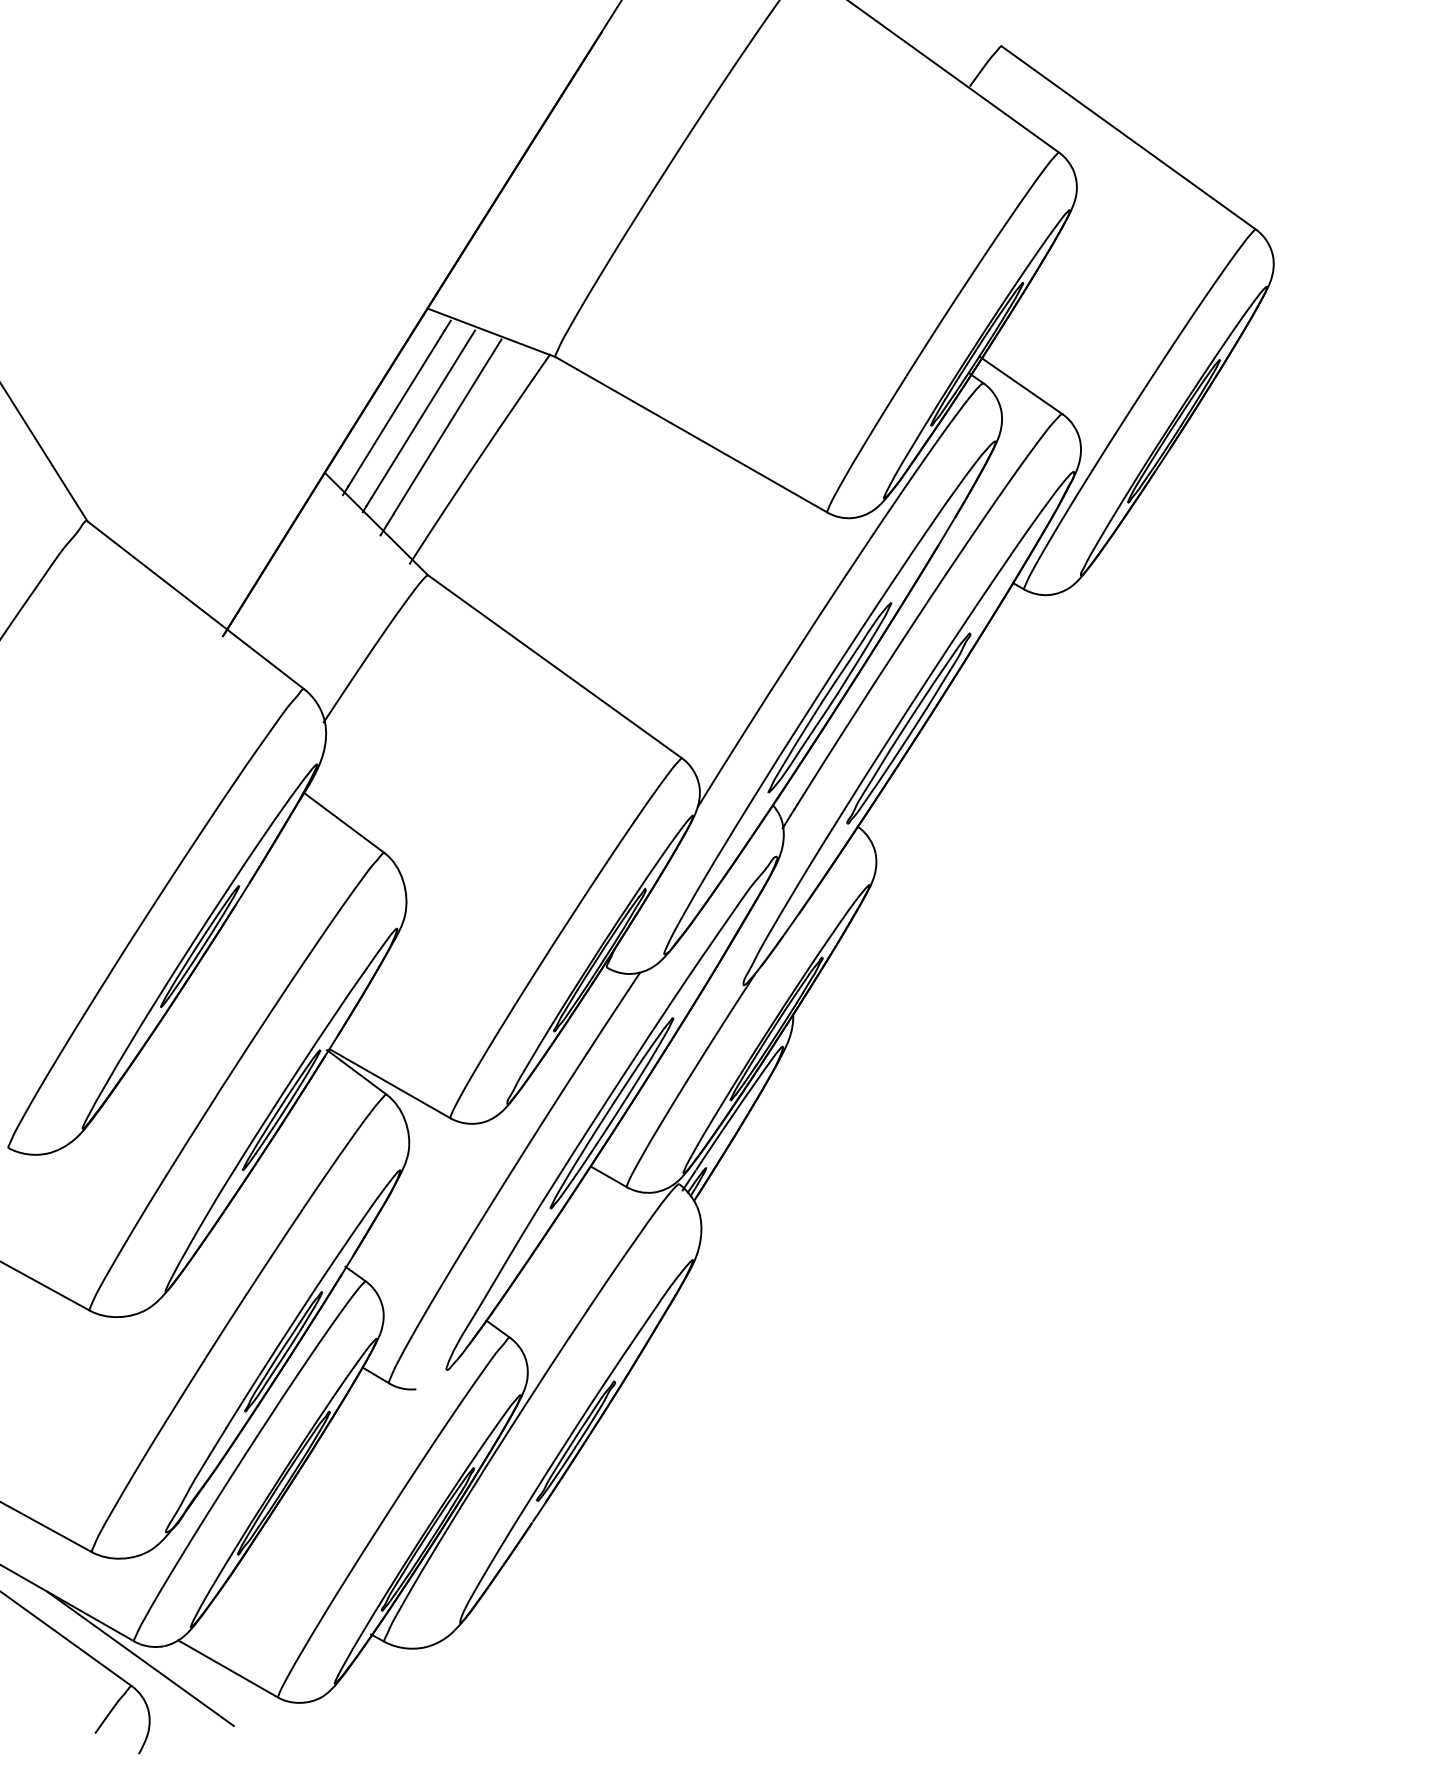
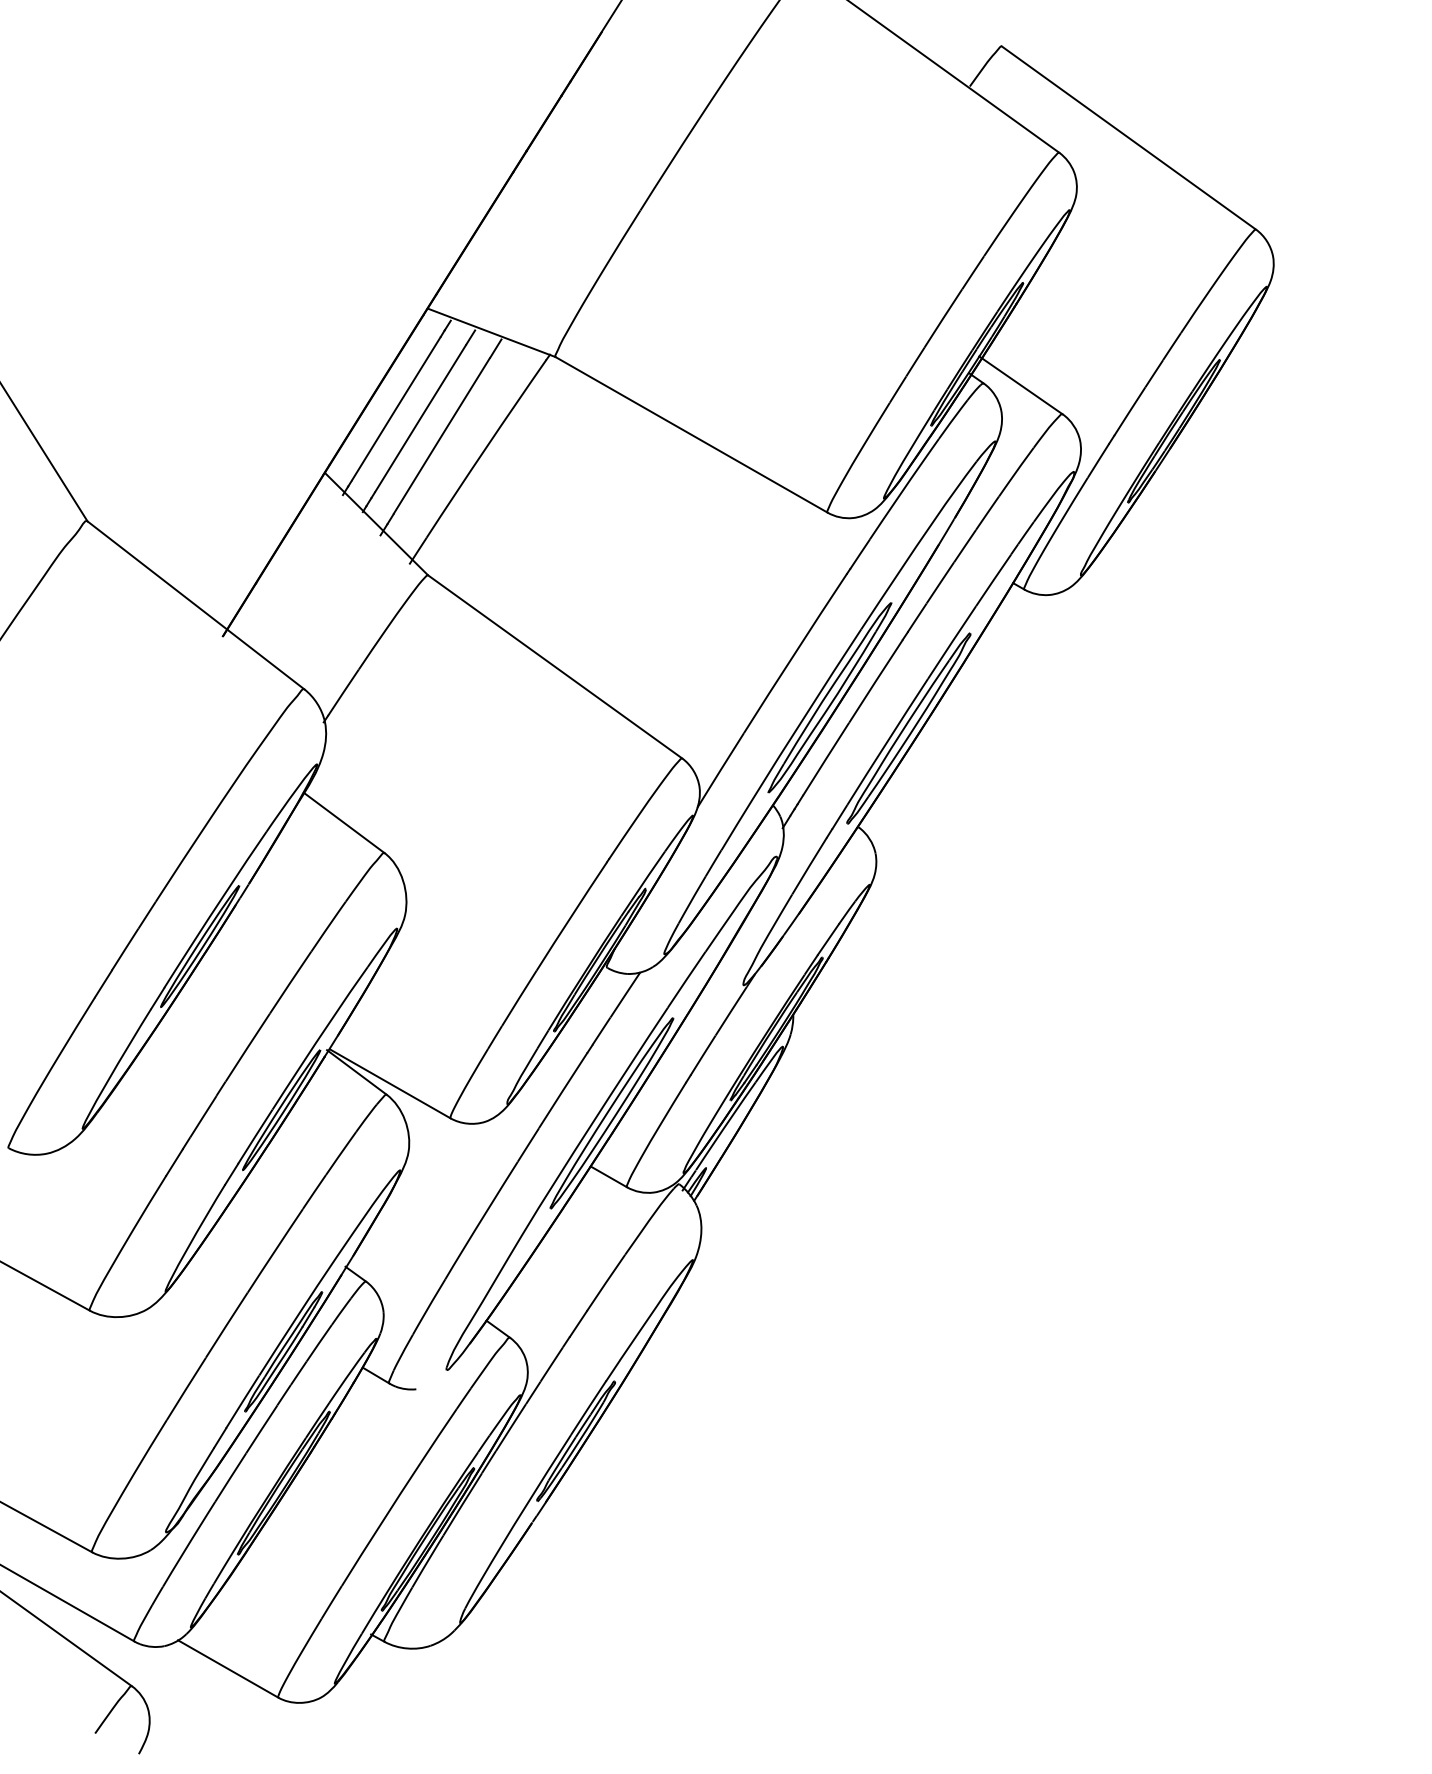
line: present -> none (140, 1658)
